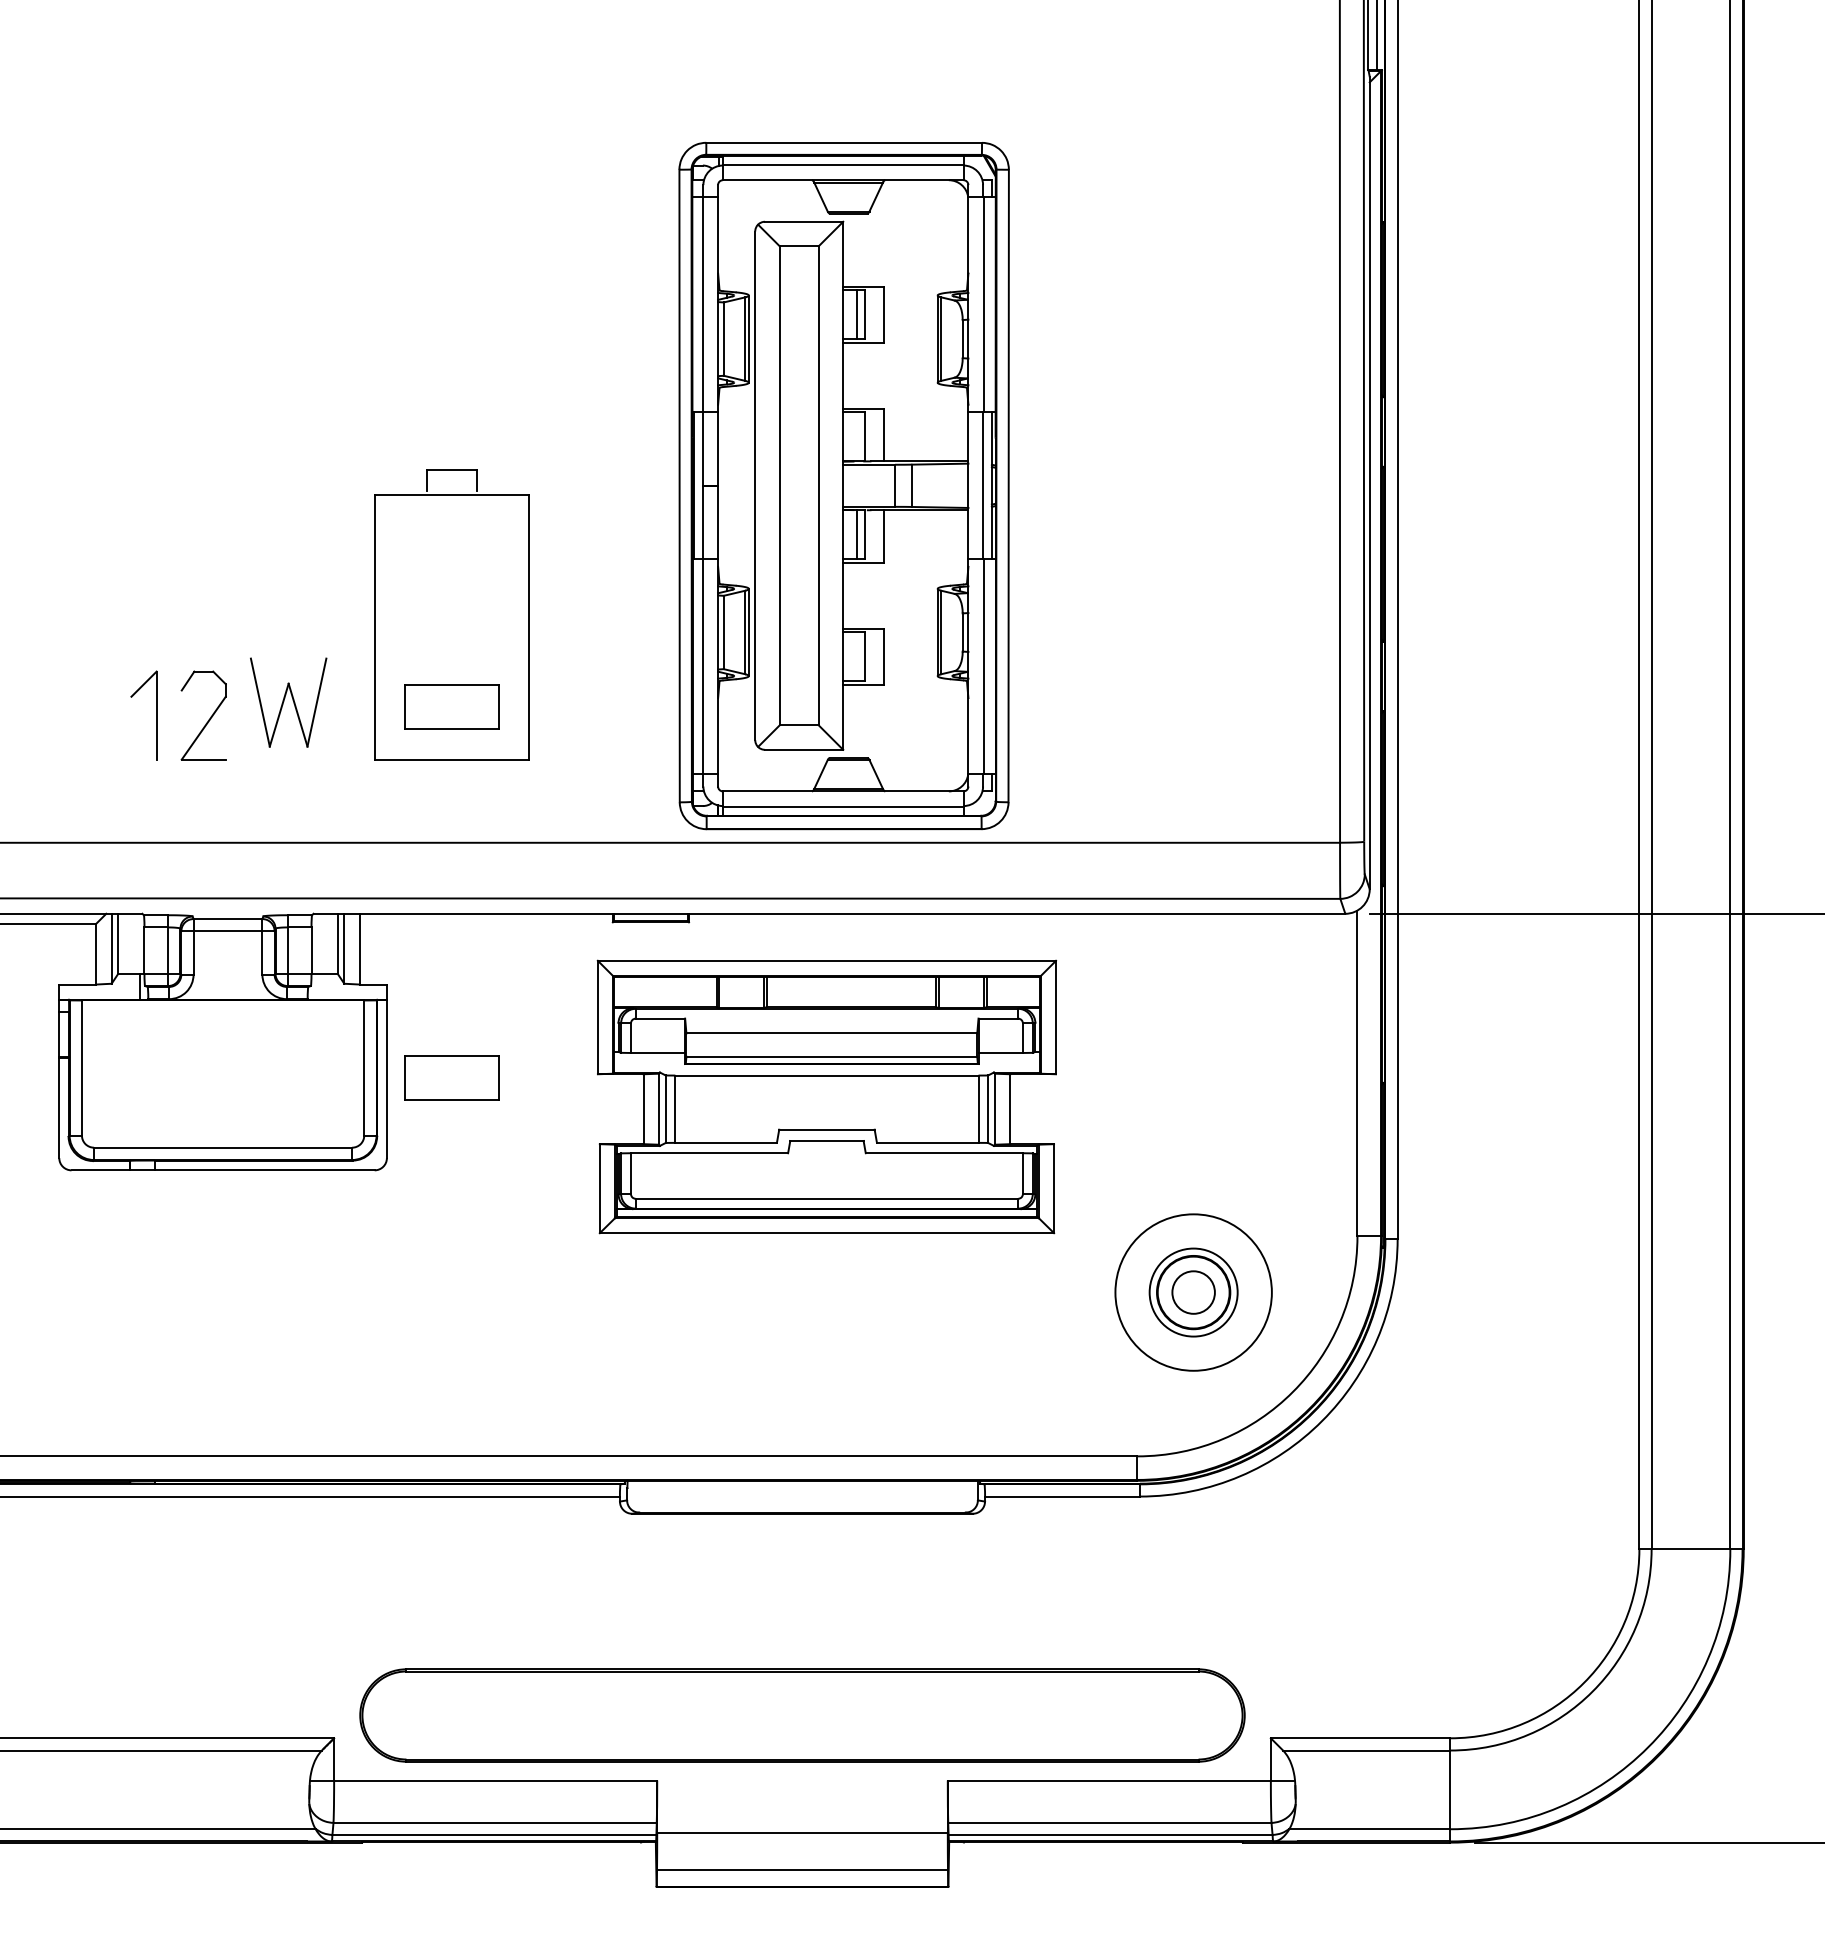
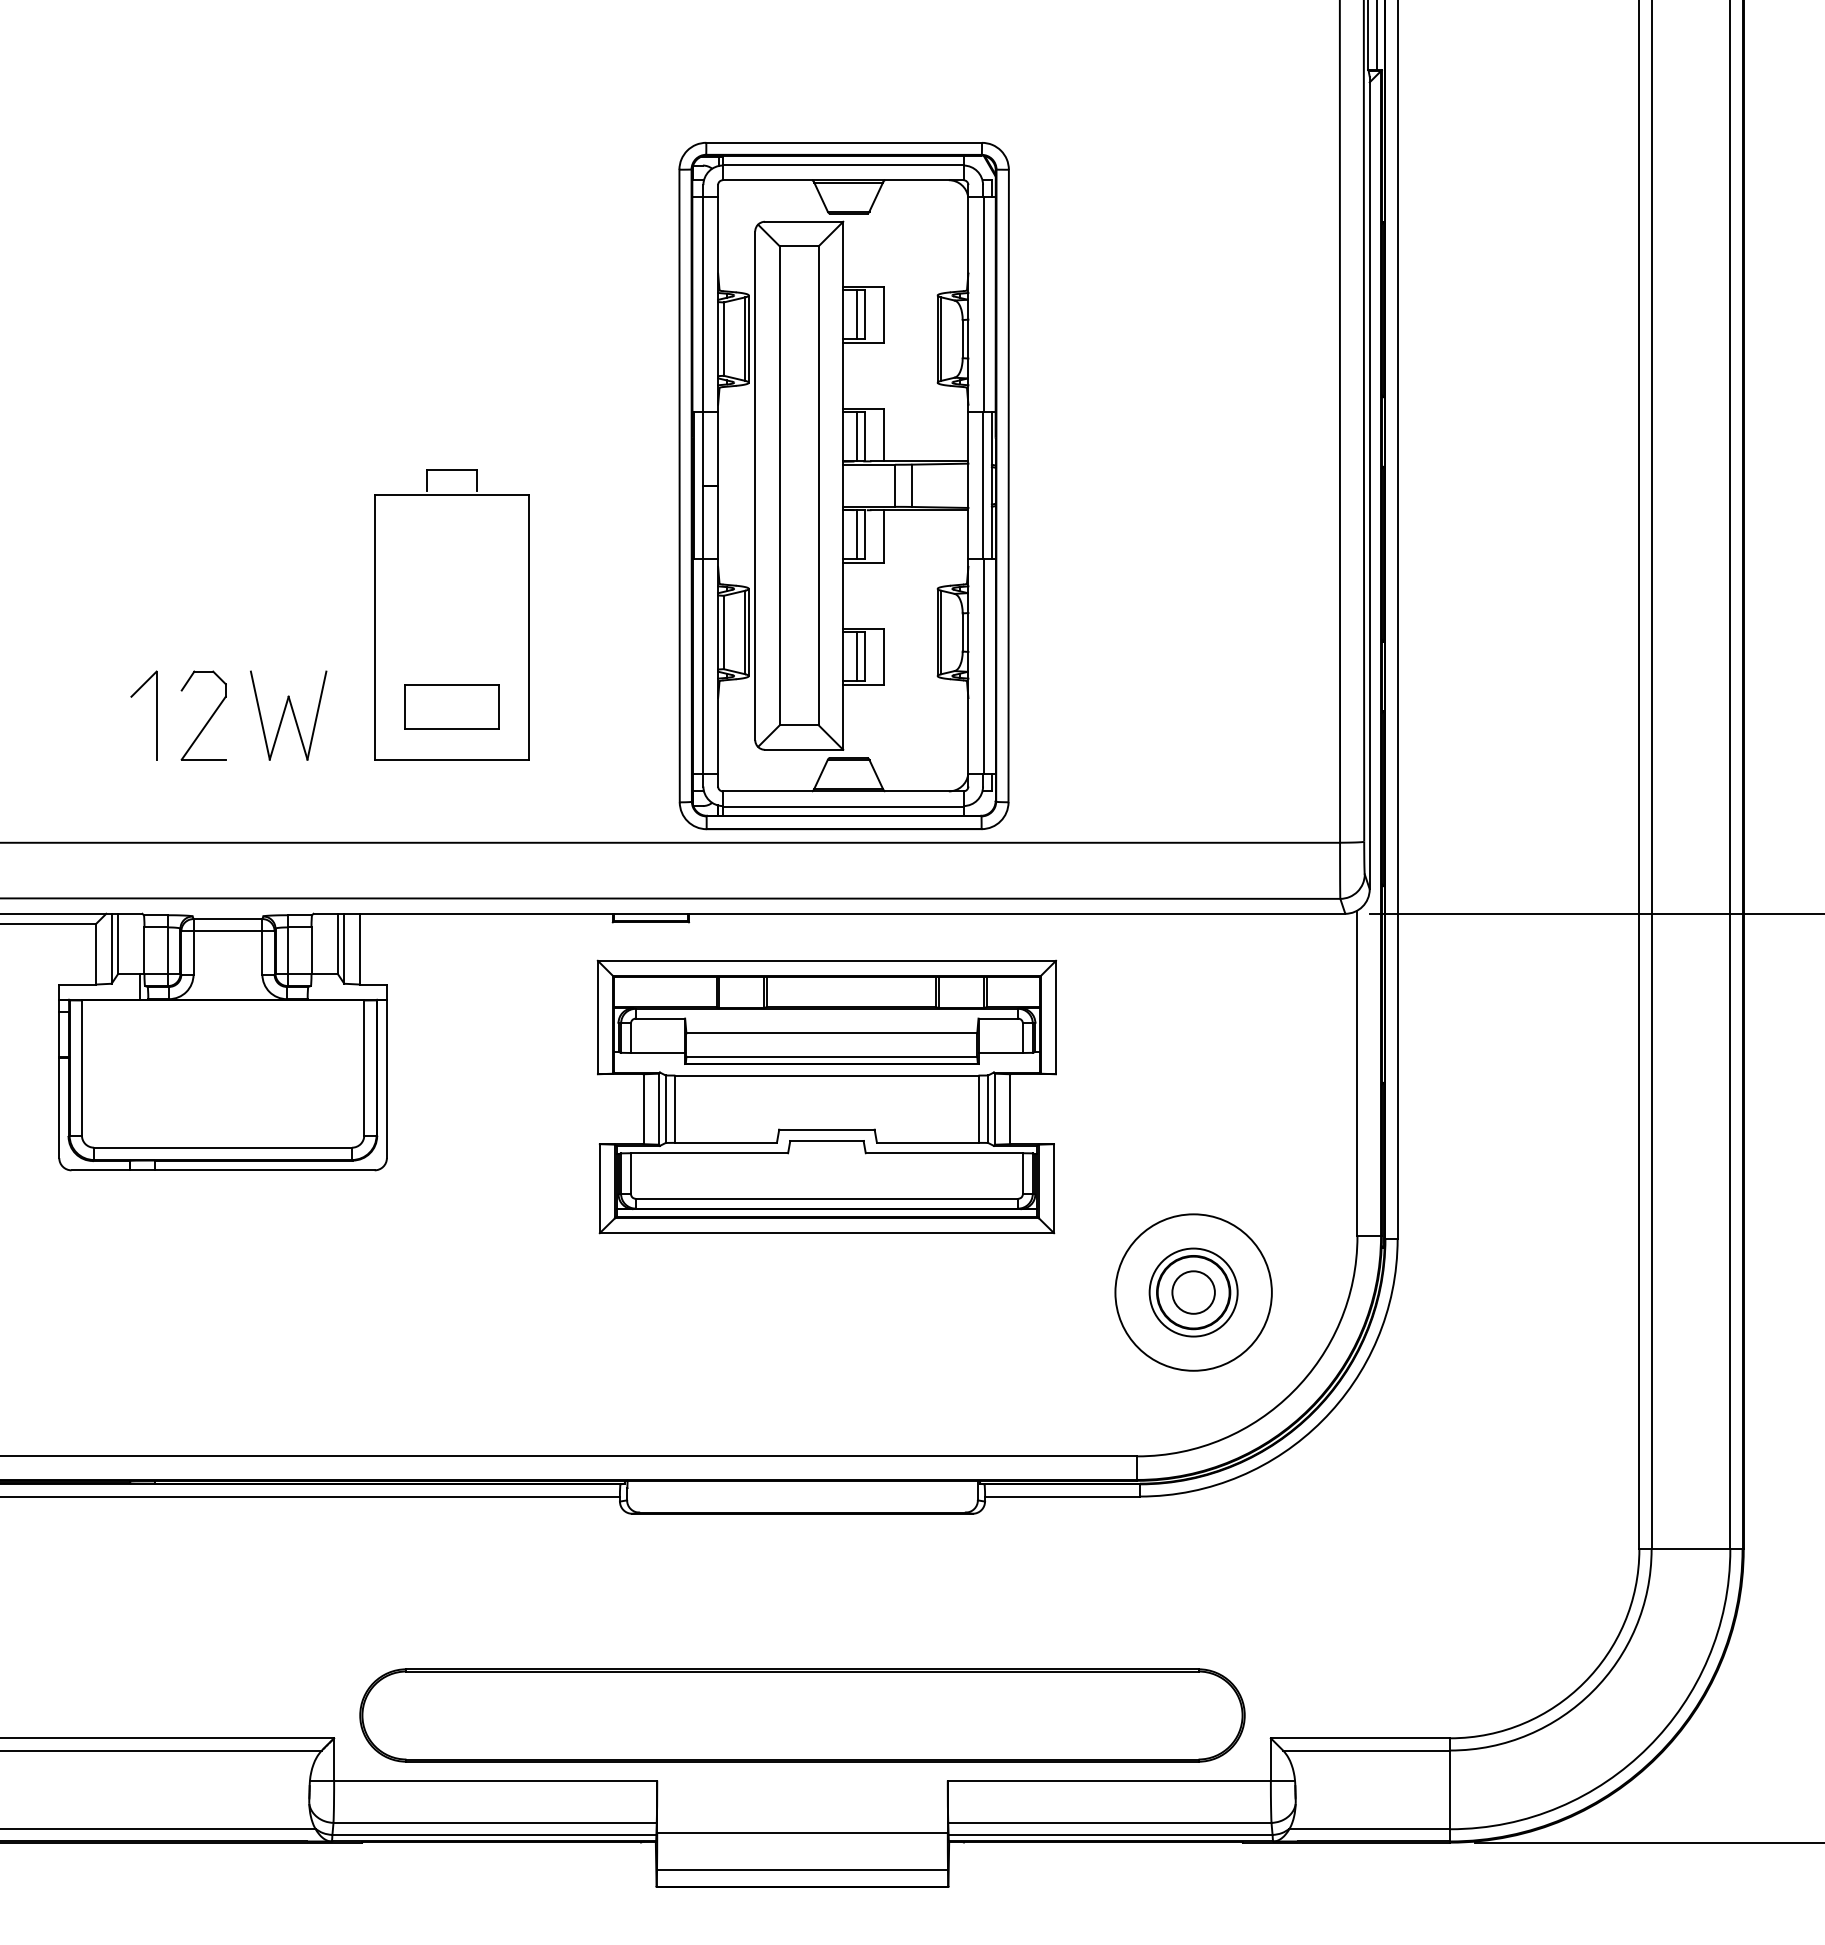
line: none -> present (856, 436)
line: none -> present (856, 656)
part position: (288, 702) -> (288, 715) (288, 715)
part: present -> none (451, 1077)
